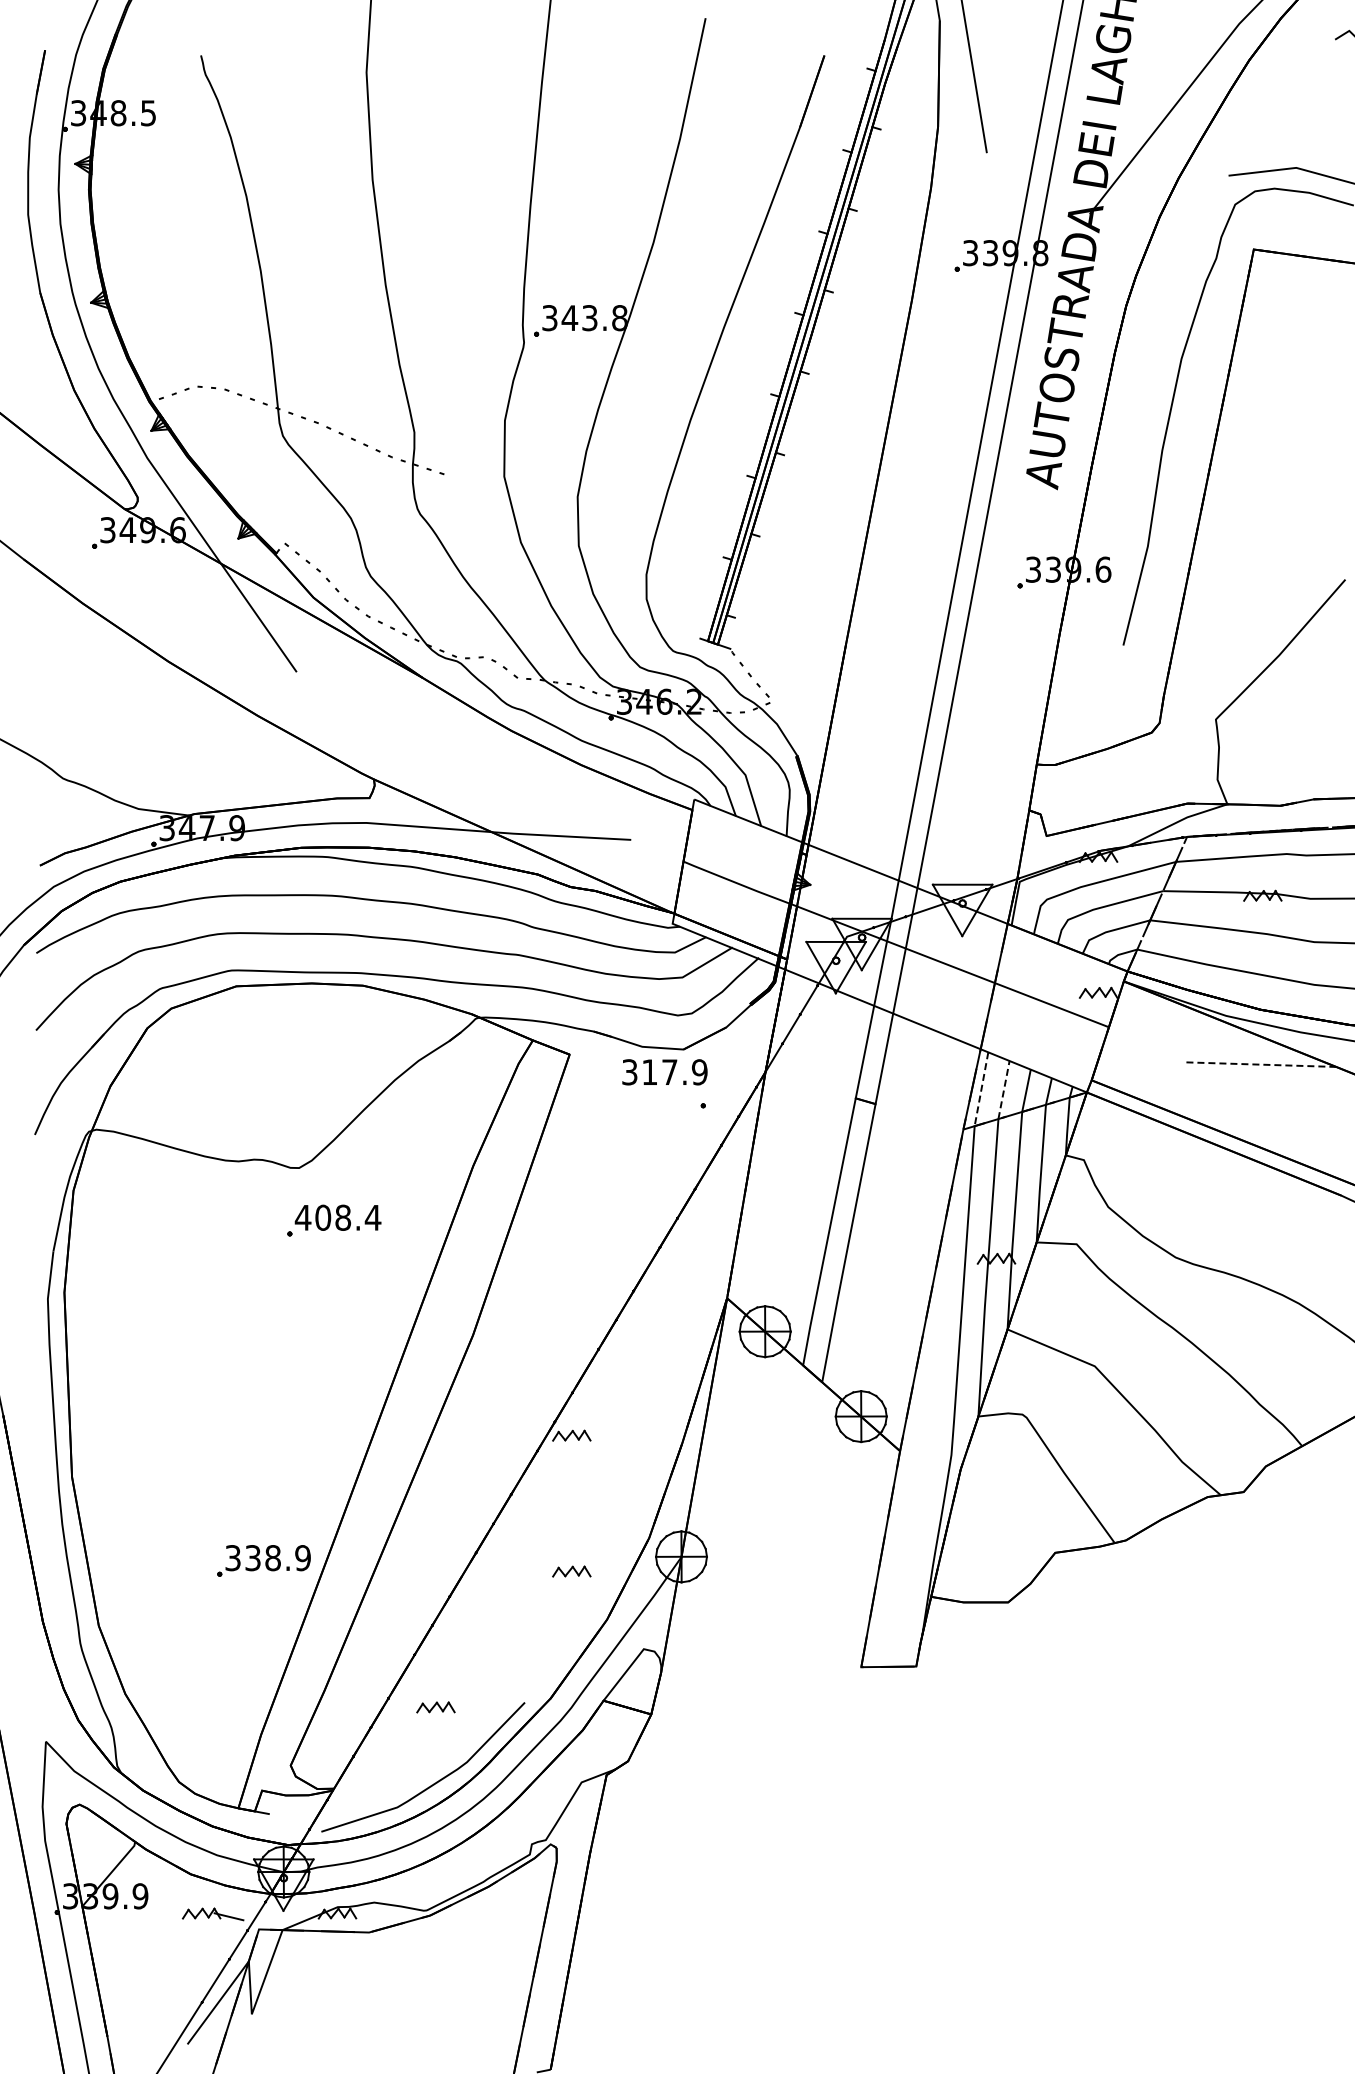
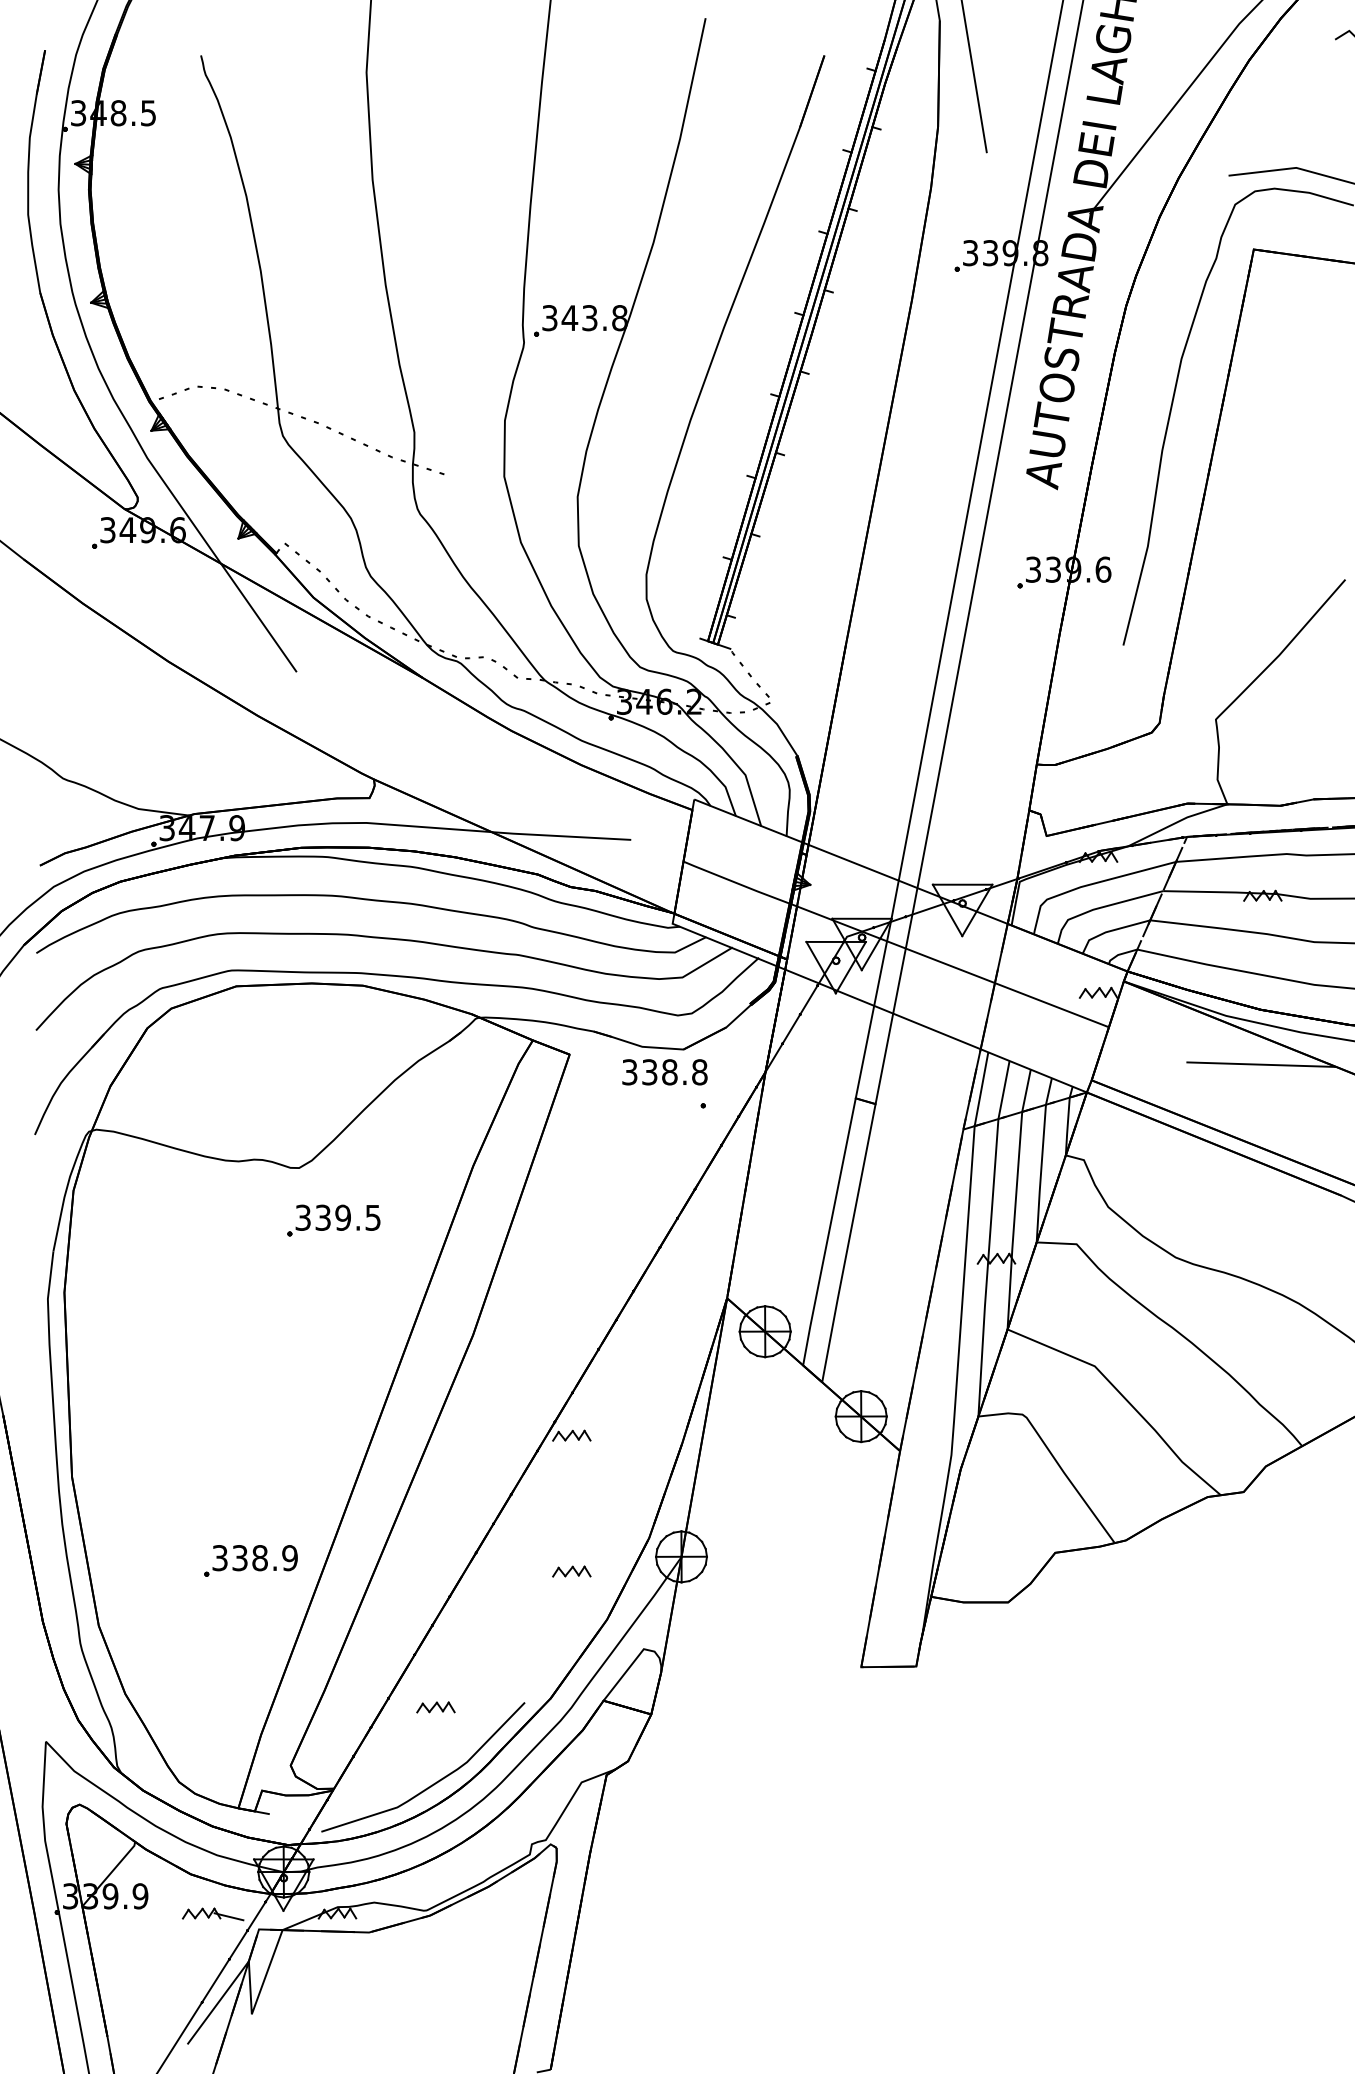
line: dashed -> solid (1260, 1064)
text: 317.9 -> 338.8 (674, 1072)
line: dashed -> solid (981, 1089)
line: dashed -> solid (1004, 1090)
text: 408.4 -> 339.5 (337, 1217)
part position: (263, 1560) -> (250, 1560) (250, 1560)
